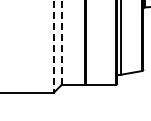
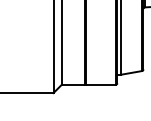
line: dashed -> solid (61, 41)
line: dashed -> solid (53, 47)
